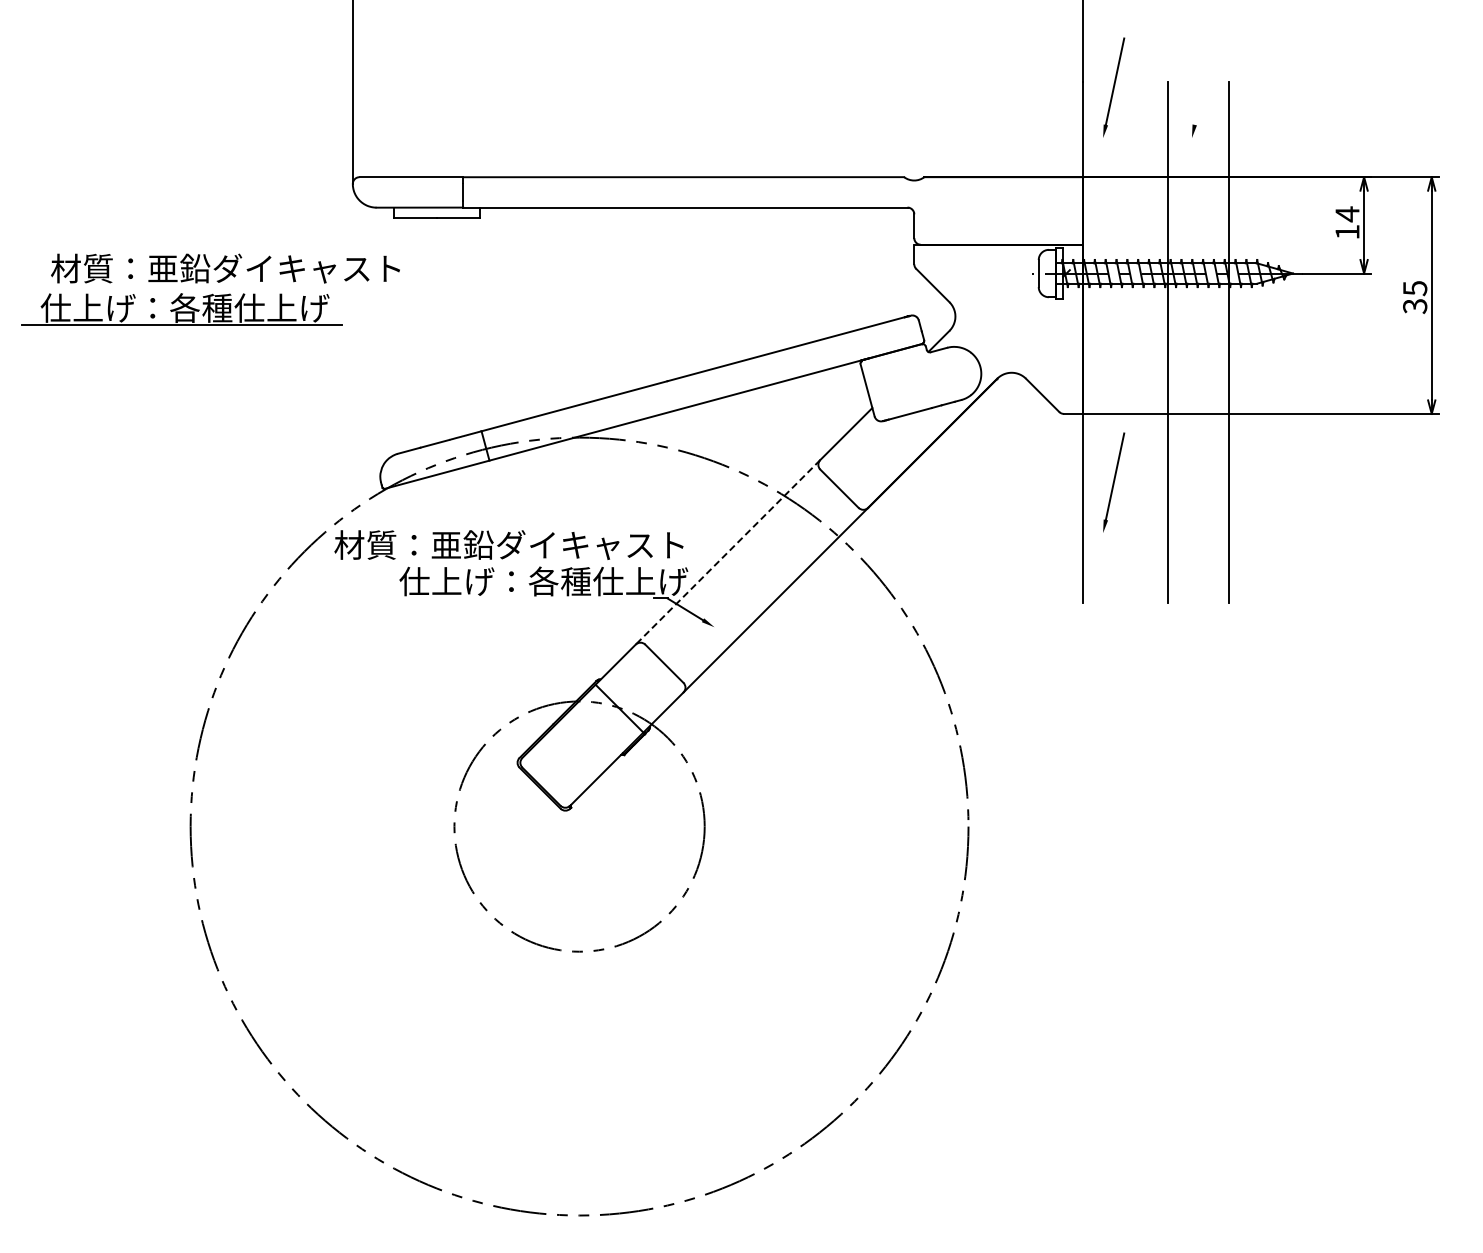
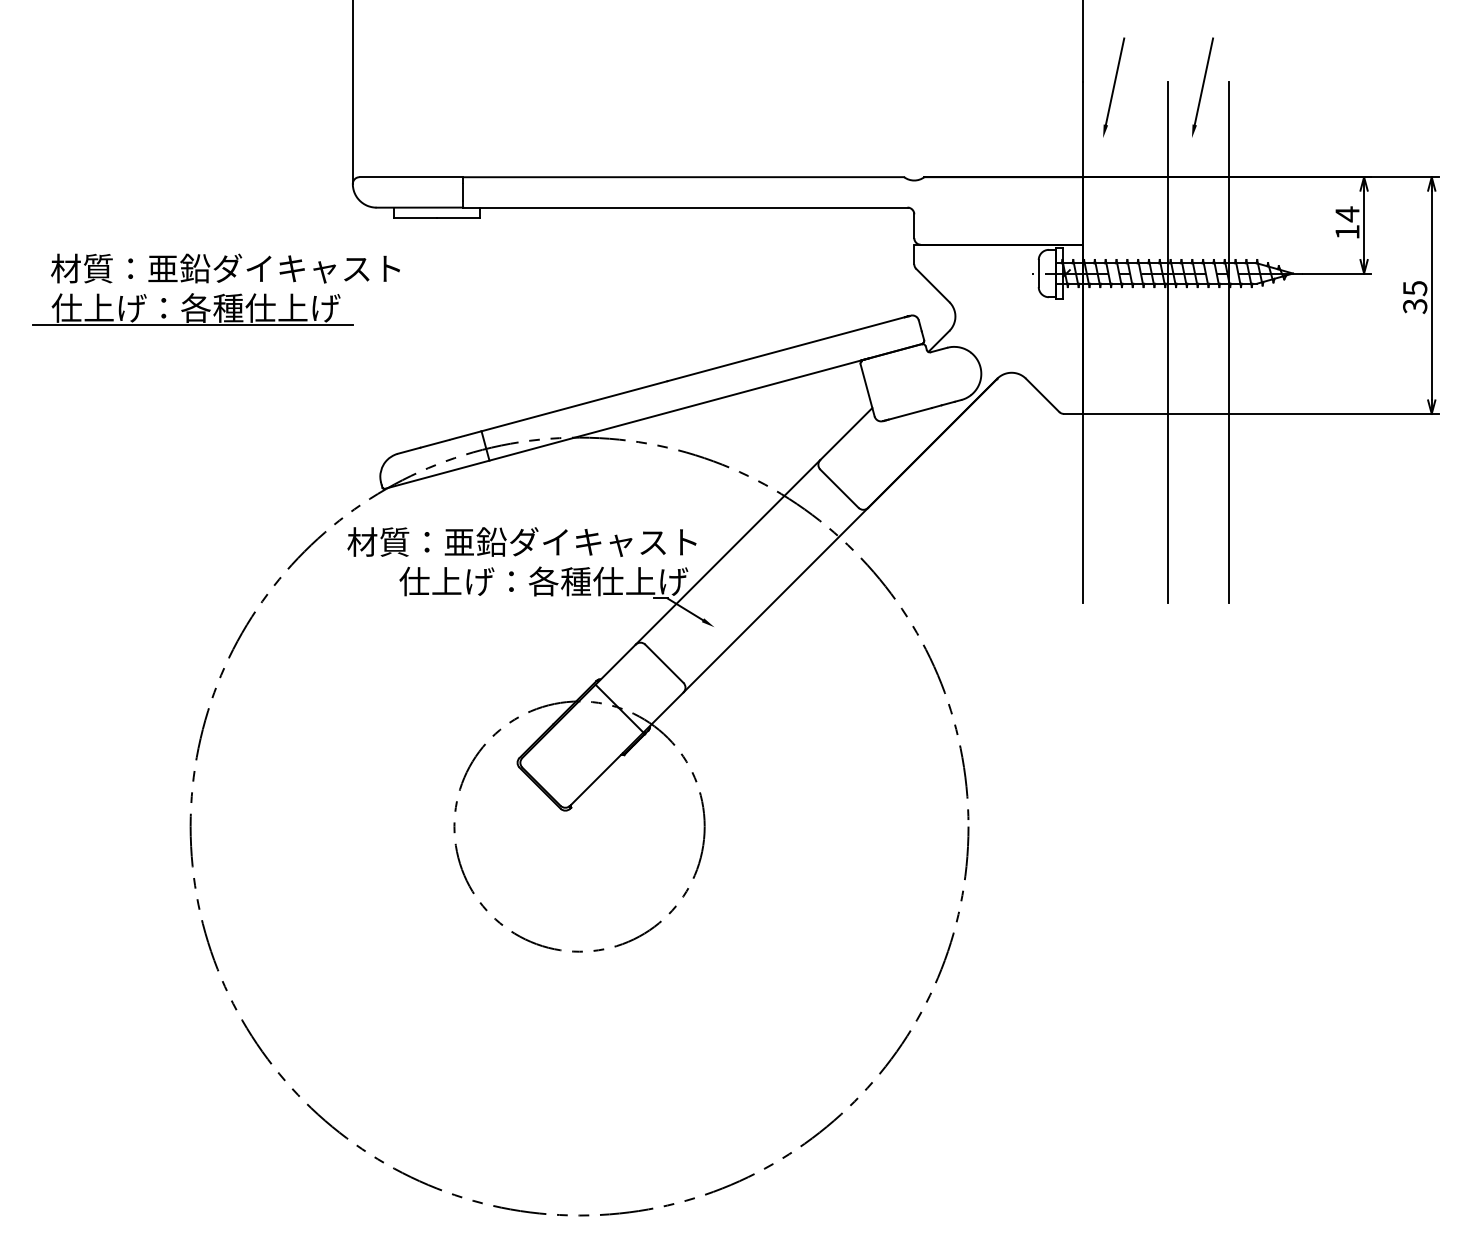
line: none -> present (1203, 81)
part position: (181, 309) -> (192, 309) (192, 309)
part: present -> none (1114, 482)
text position: (508, 544) -> (521, 541) (521, 541)
line: dashed -> solid (728, 552)
